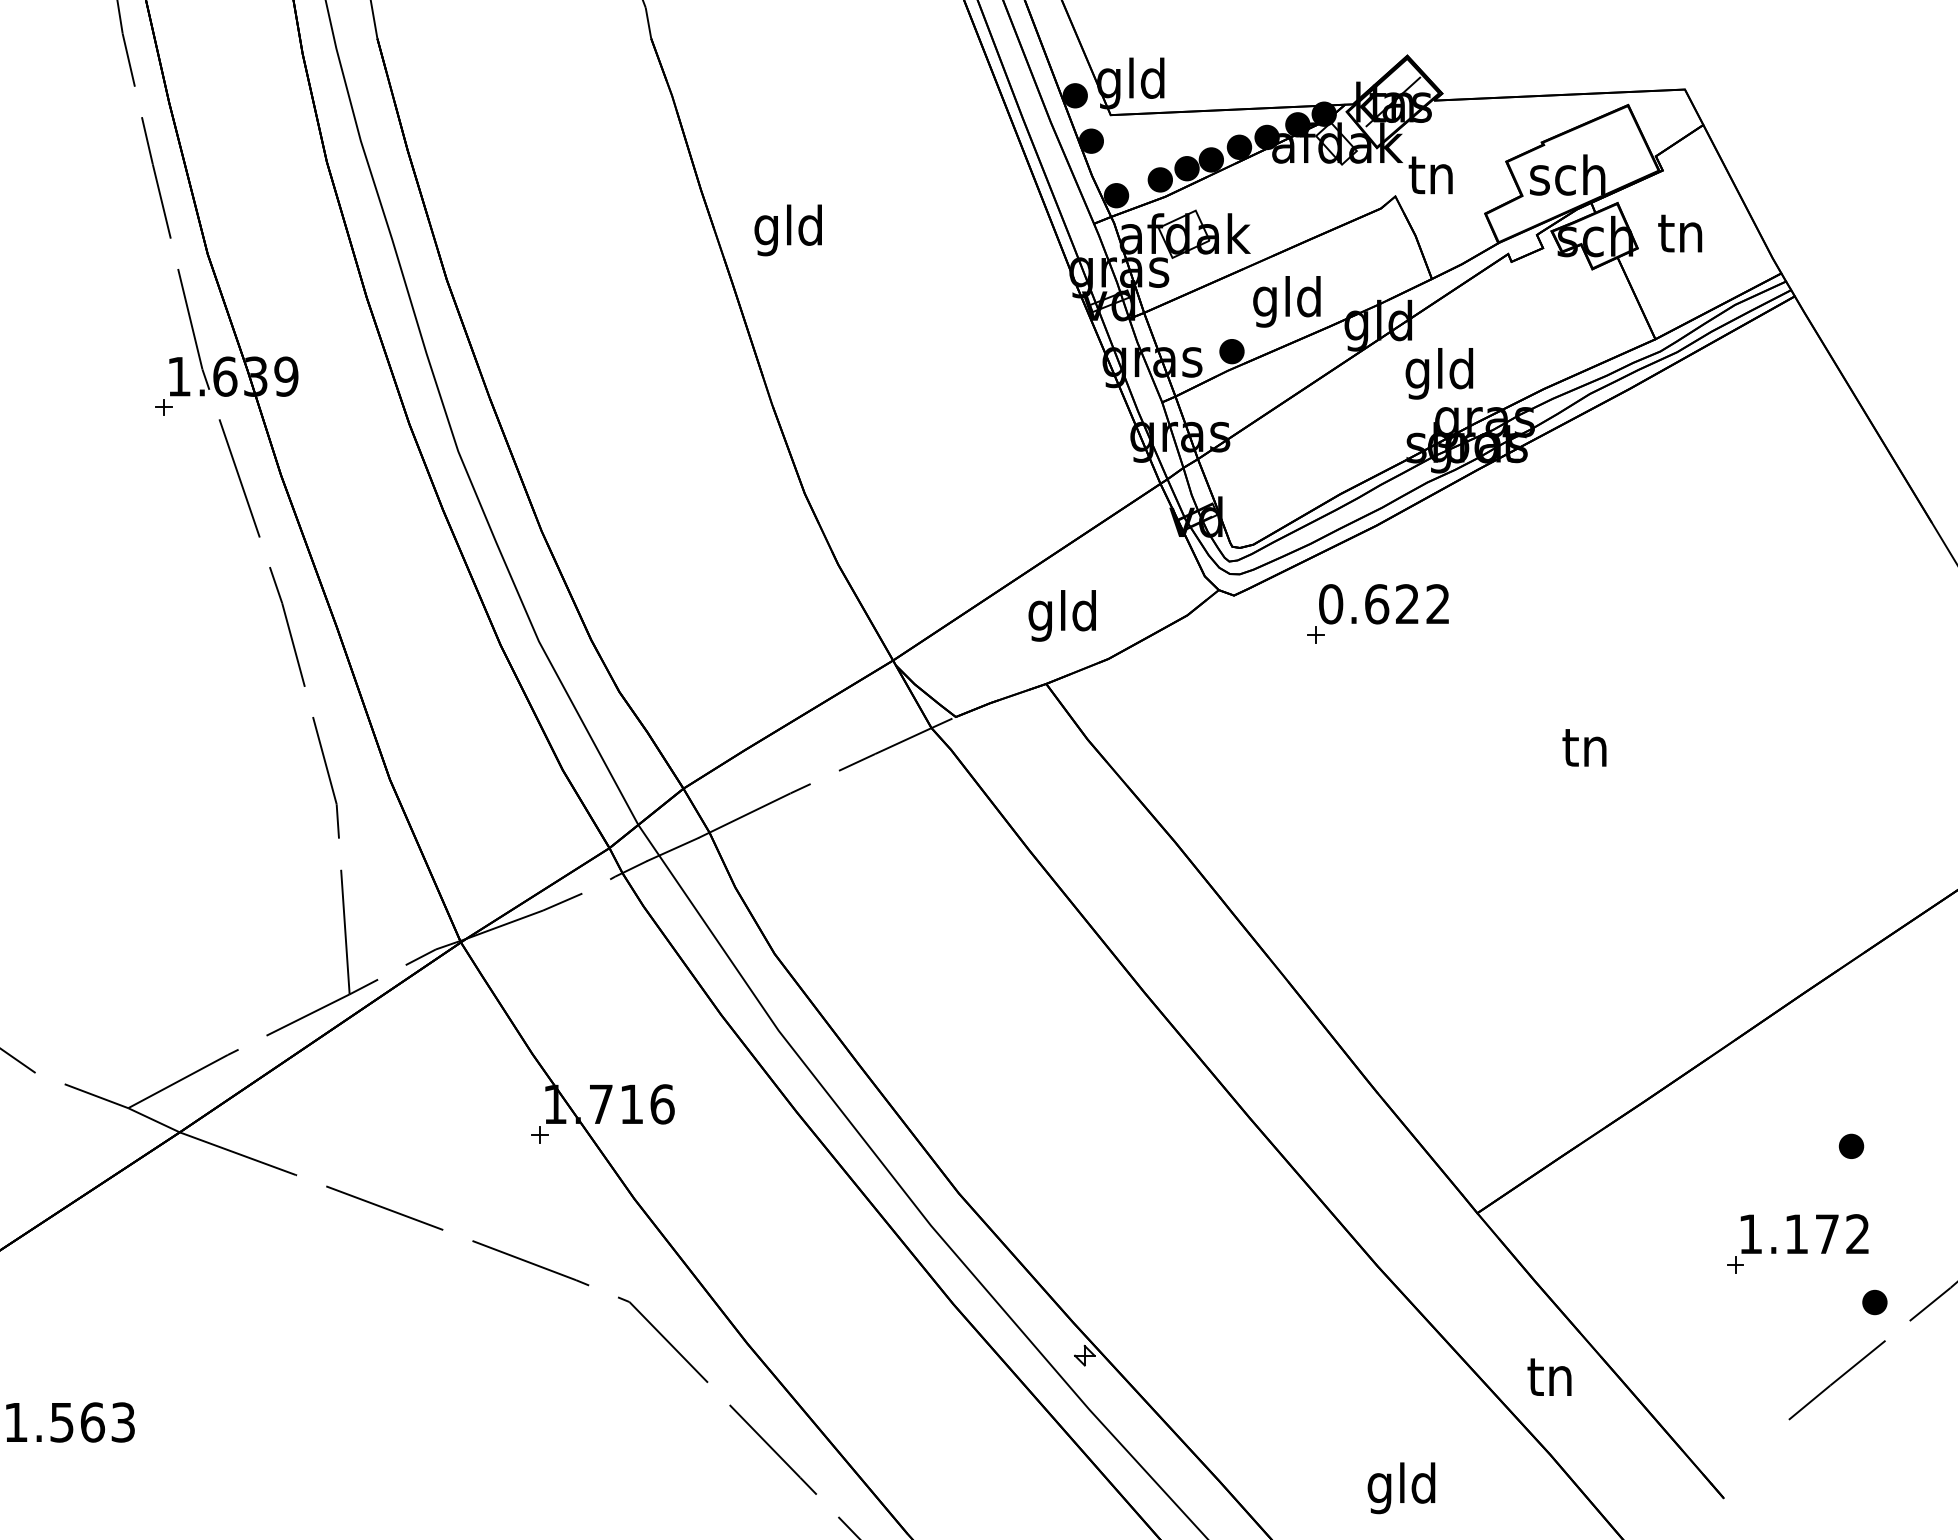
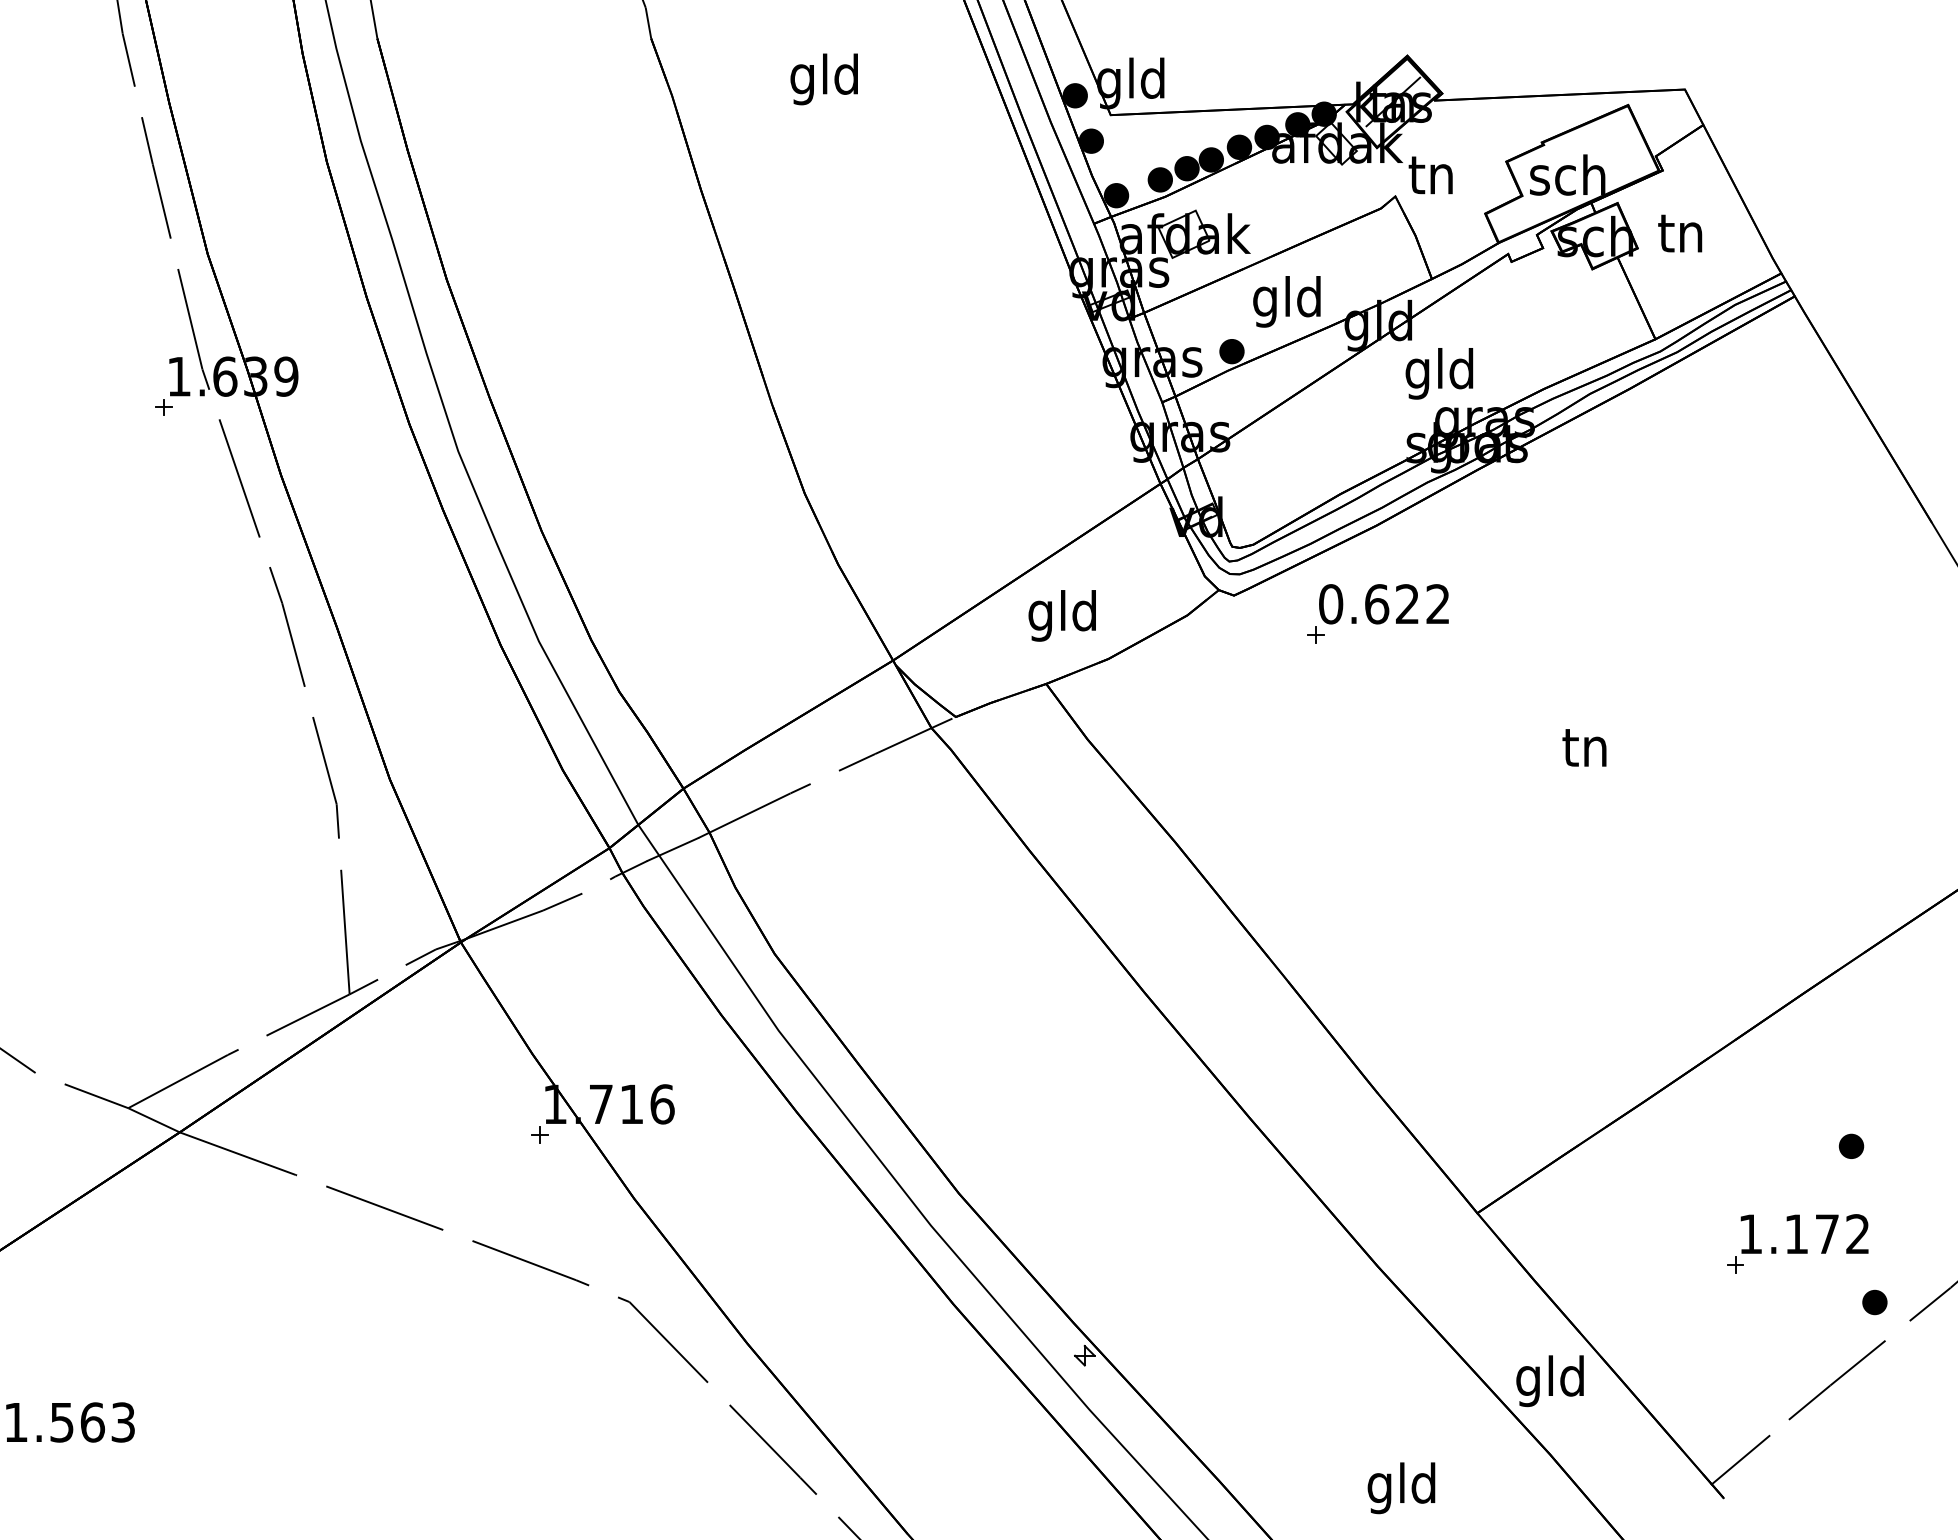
text position: (787, 230) -> (823, 79) (823, 79)
text: tn -> gld (1549, 1381)
line: none -> present (1740, 1459)
